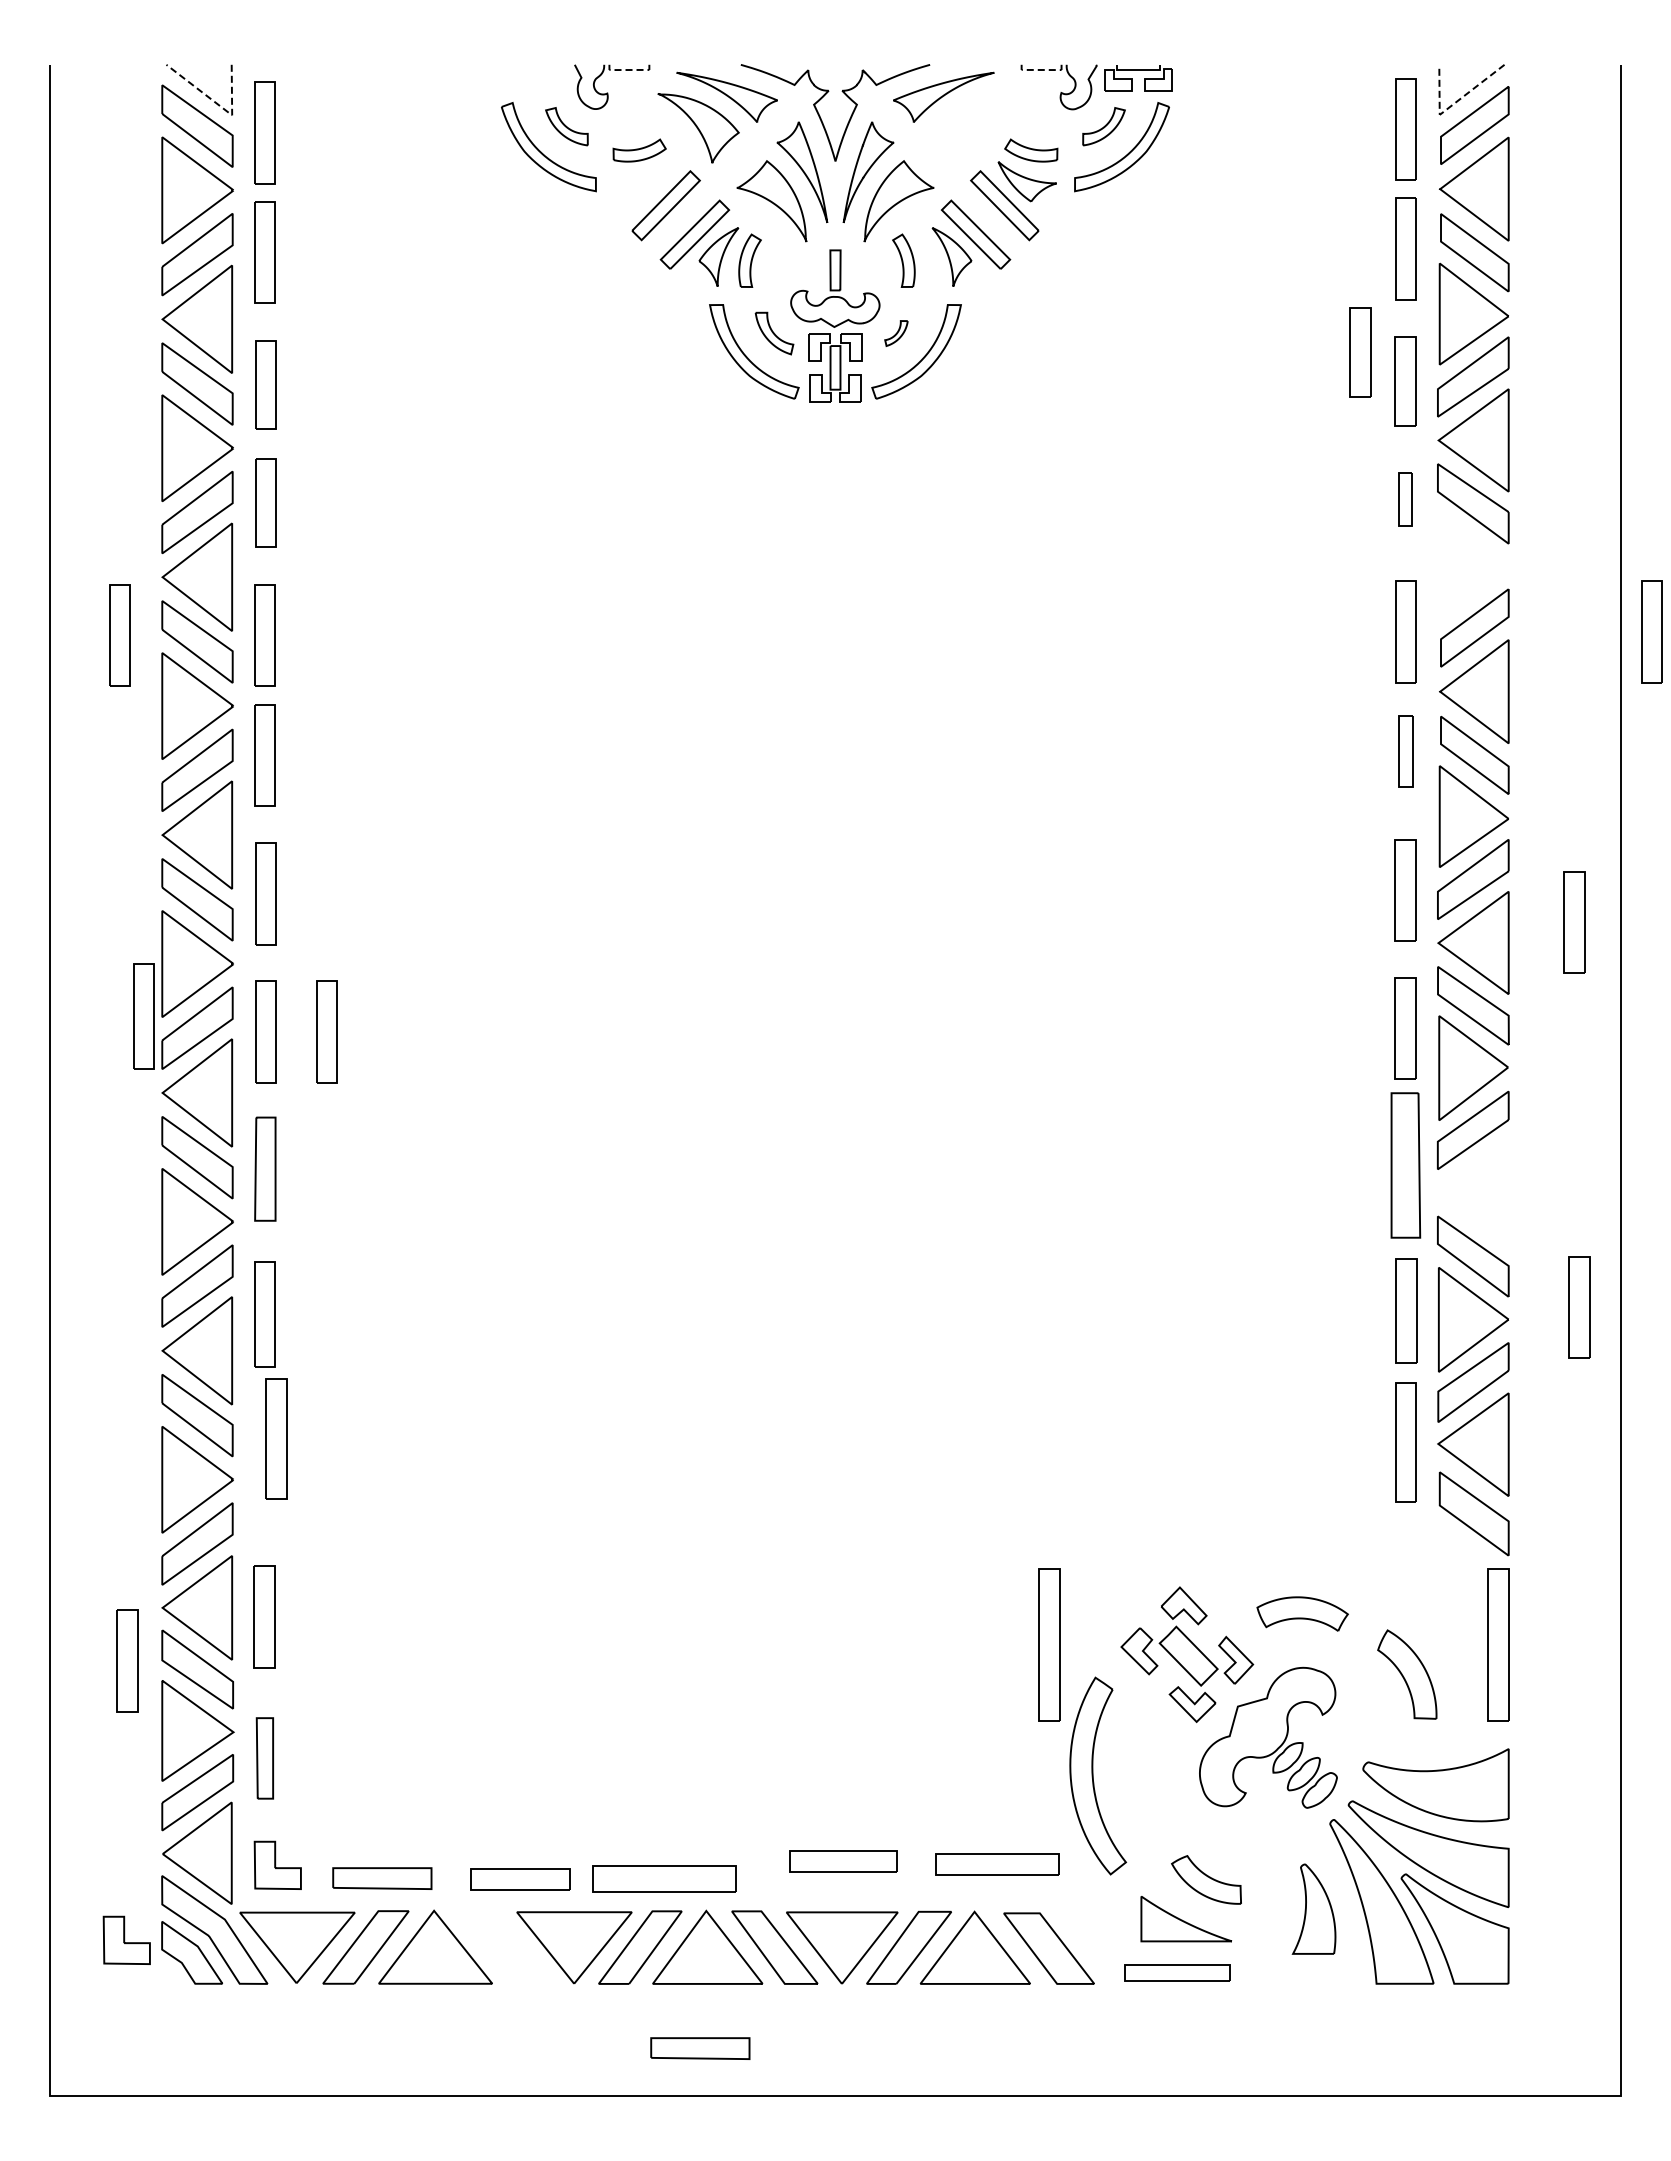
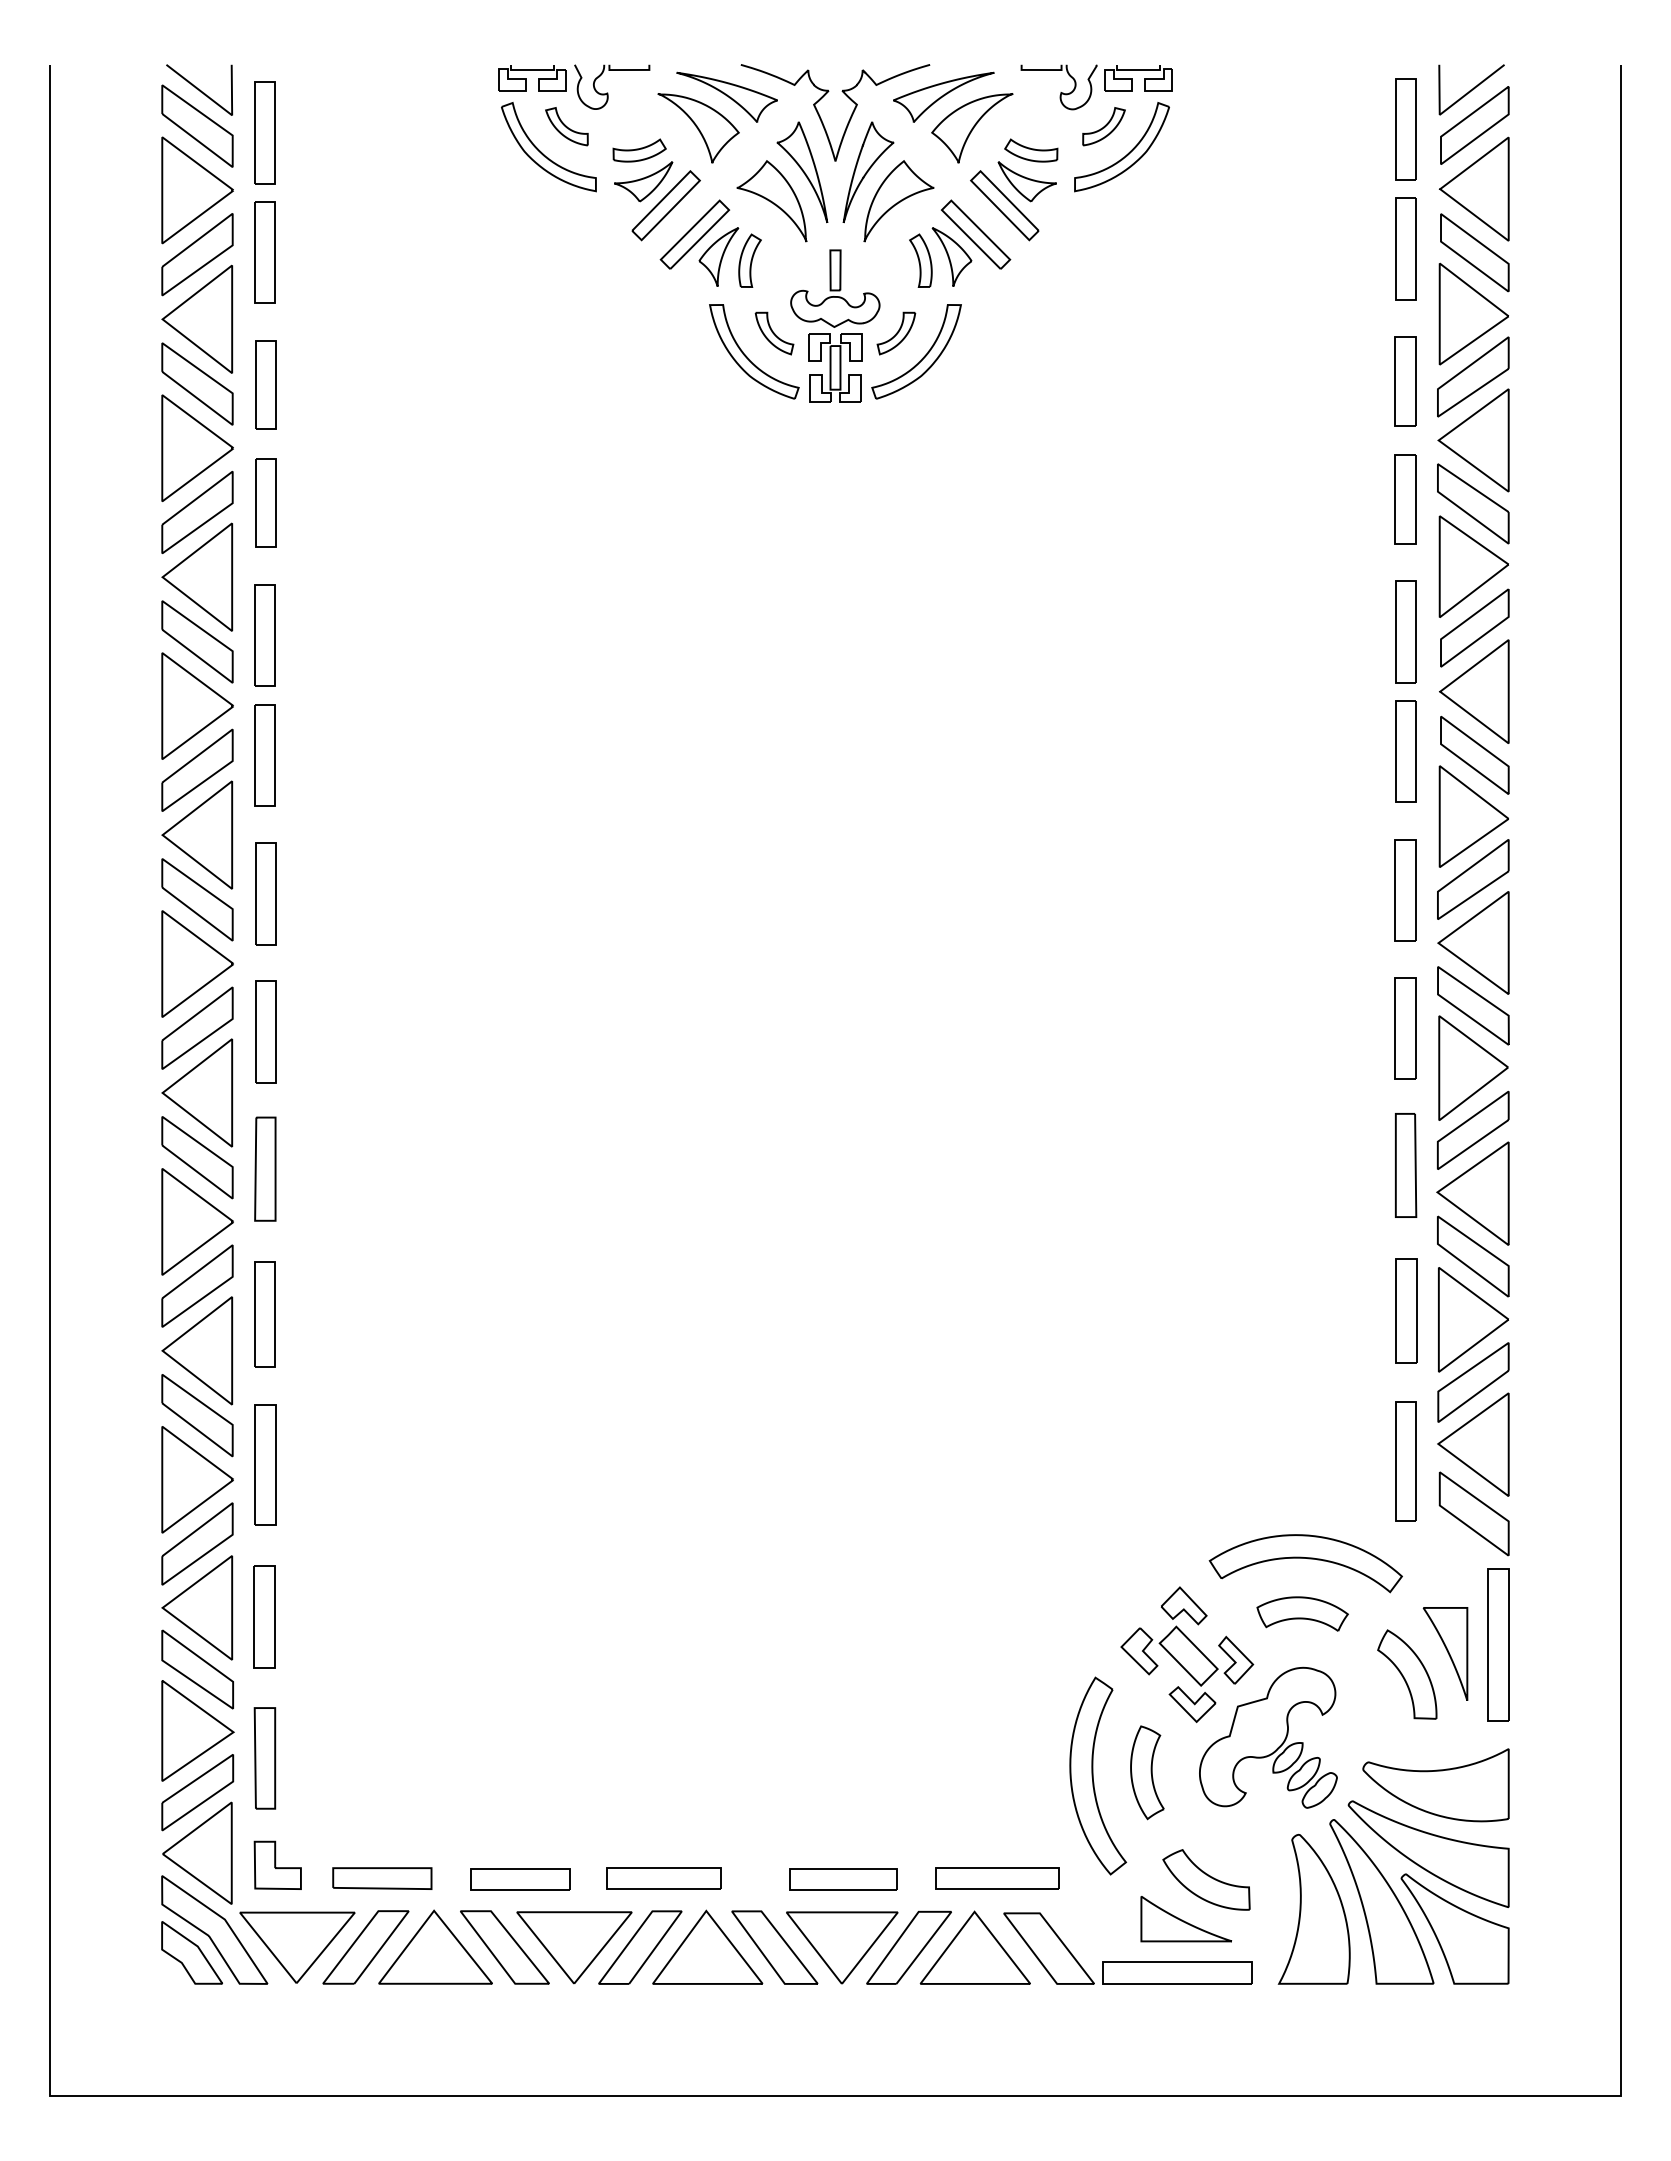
line: dashed -> solid (629, 70)
line: dashed -> solid (1041, 70)
part: none -> present (532, 78)
line: dashed -> solid (219, 105)
line: dashed -> solid (1451, 105)
part: none -> present (972, 128)
part: none -> present (643, 181)
part position: (903, 260) -> (920, 260) (920, 260)
part size: 25x27 px -> 41x45 px (896, 333)
part: present -> none (1360, 352)
part size: 15x55 px -> 23x91 px (1405, 499)
part: none -> present (1473, 566)
part: present -> none (1651, 631)
part: present -> none (119, 635)
part size: 16x73 px -> 22x103 px (1405, 751)
part: present -> none (1574, 922)
part: present -> none (143, 1016)
part: present -> none (326, 1031)
part size: 32x147 px -> 23x105 px (1406, 1165)
part: none -> present (1472, 1193)
part: present -> none (1579, 1307)
part position: (276, 1438) -> (265, 1464) (265, 1464)
part position: (1405, 1442) -> (1405, 1461) (1405, 1461)
part: none -> present (1305, 1563)
part: present -> none (1049, 1644)
part: none -> present (1445, 1653)
part: present -> none (127, 1660)
part size: 19x83 px -> 24x103 px (264, 1758)
part: none -> present (1147, 1772)
part position: (843, 1861) -> (843, 1879) (843, 1879)
part position: (997, 1864) -> (997, 1878) (997, 1878)
part size: 145x28 px -> 116x23 px (663, 1878)
part size: 71x50 px -> 89x62 px (1206, 1879)
part size: 46x92 px -> 74x152 px (1313, 1908)
part: present -> none (126, 1939)
part: none -> present (504, 1947)
part size: 107x18 px -> 151x24 px (1177, 1972)
part: present -> none (700, 2048)
